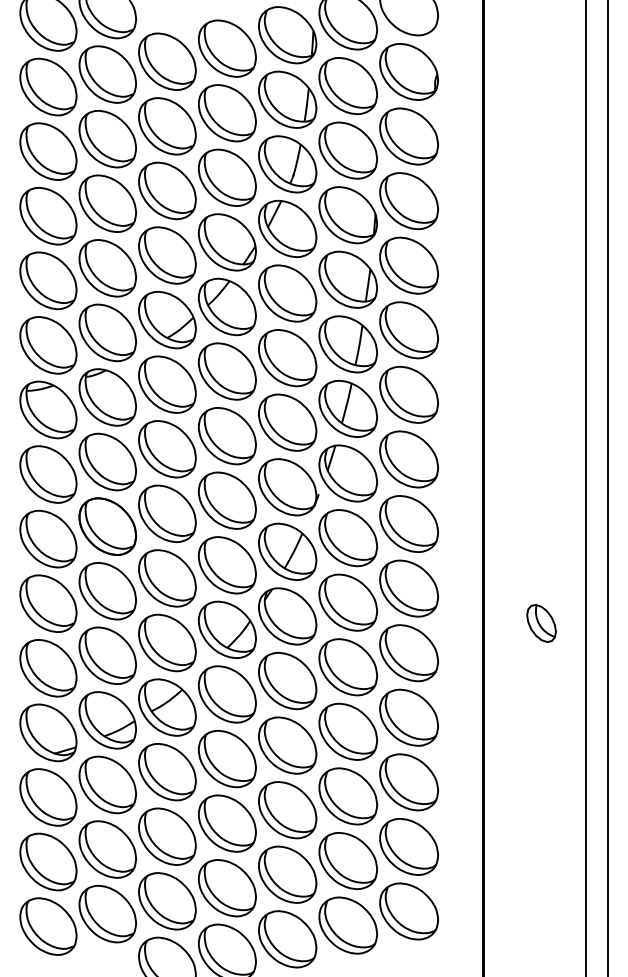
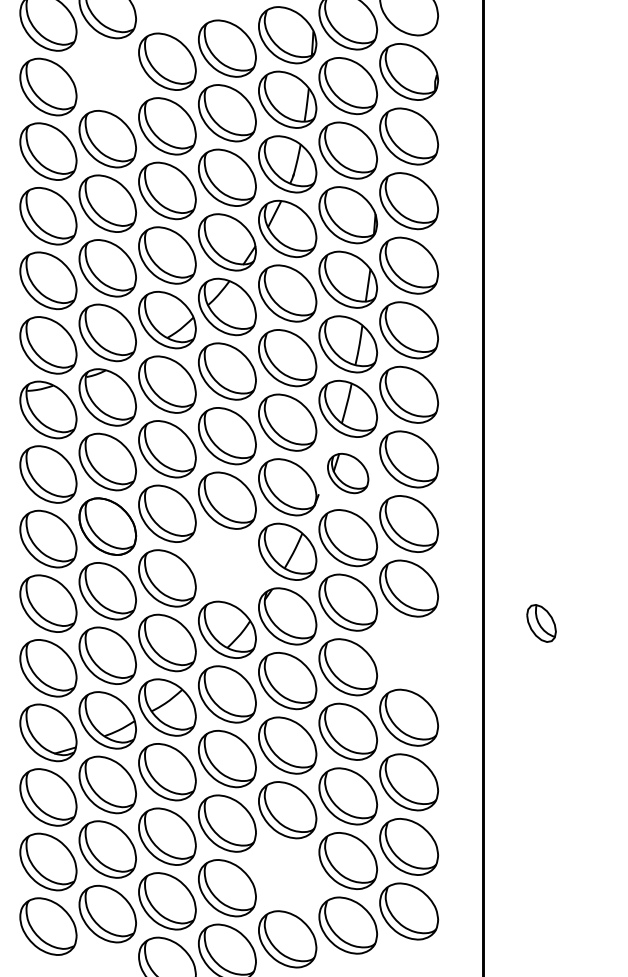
part: present -> none (107, 74)
part size: 60x59 px -> 43x42 px (348, 473)
line: present -> none (586, 487)
line: present -> none (607, 487)
part: present -> none (227, 565)
part: present -> none (408, 653)
part: present -> none (287, 874)
